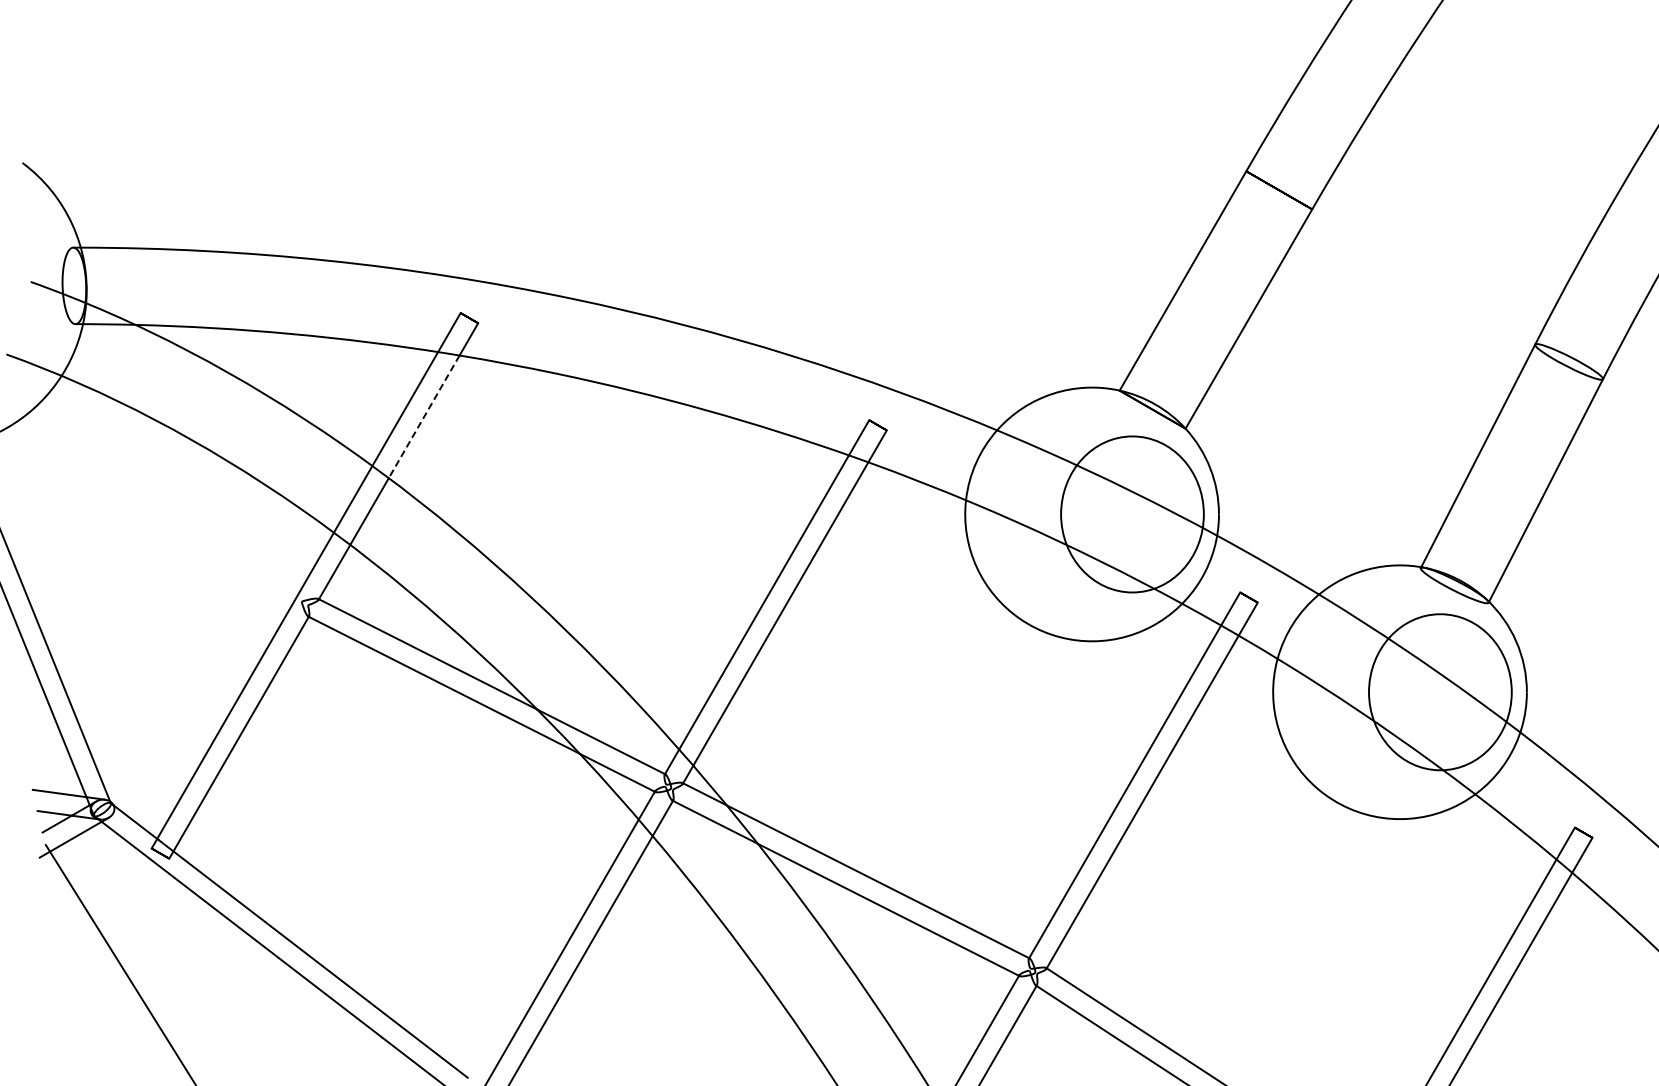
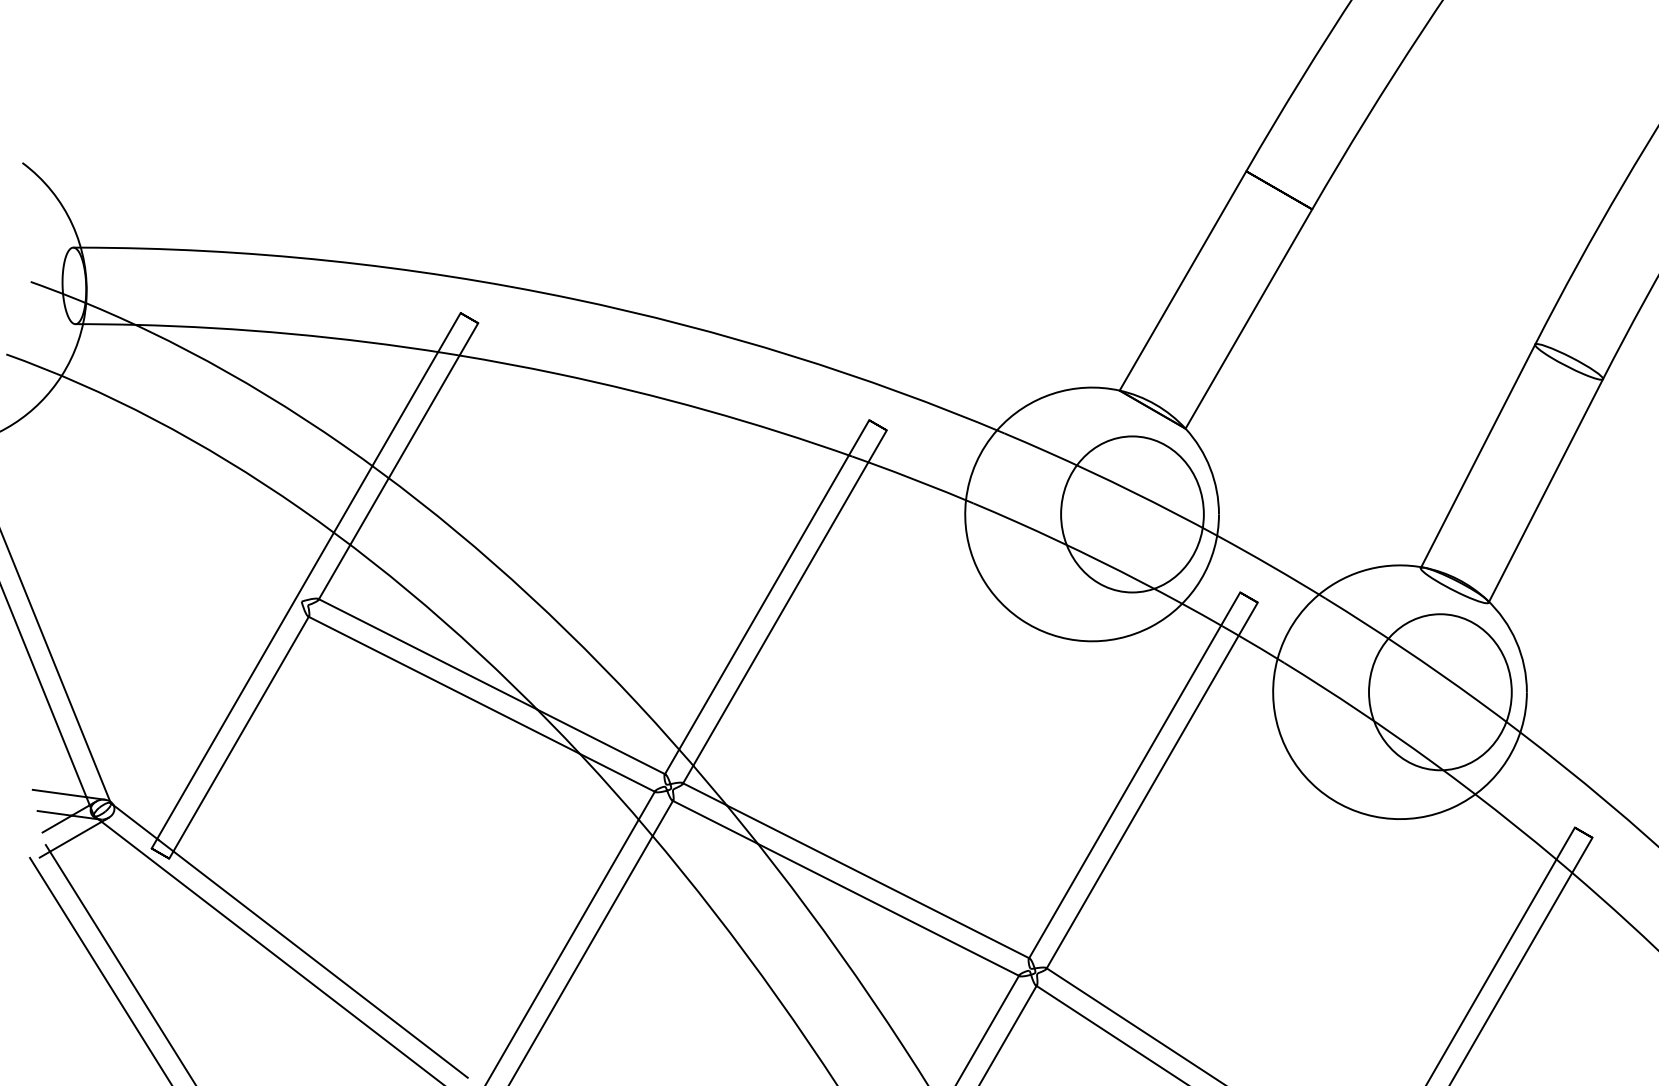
line: dashed -> solid (424, 416)
line: none -> present (100, 969)
